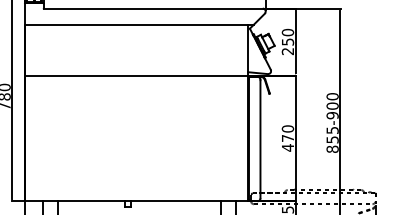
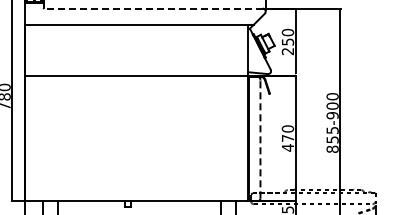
line: solid -> dashed (152, 8)
line: solid -> dashed (260, 138)
